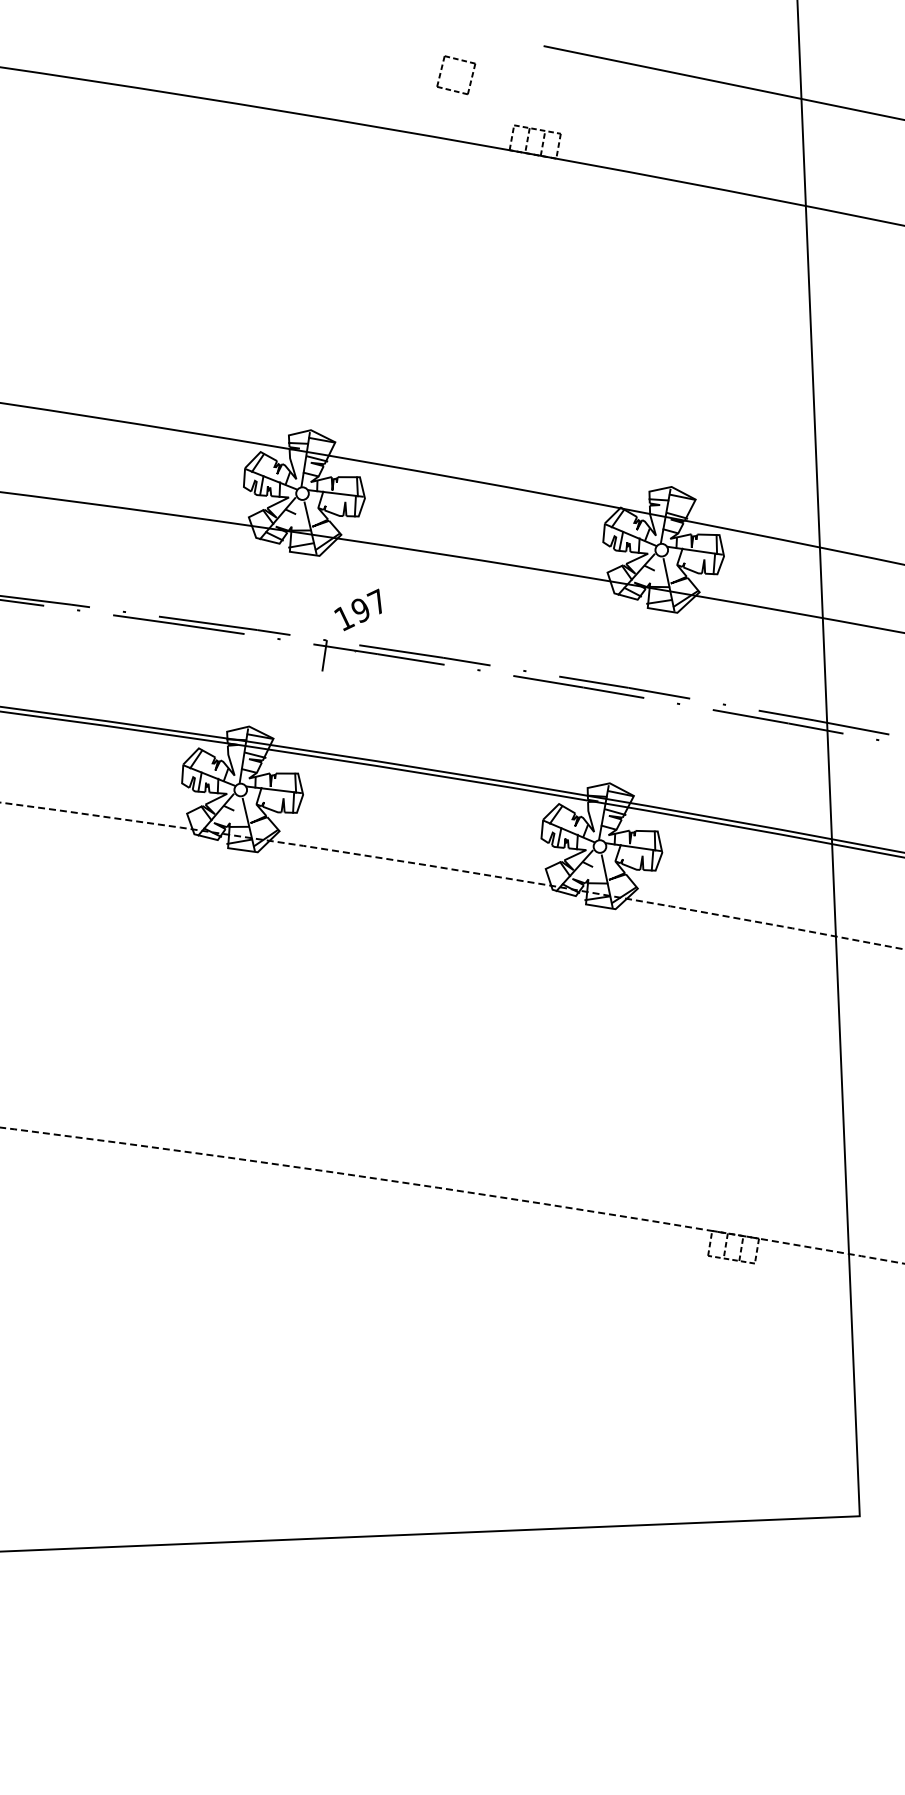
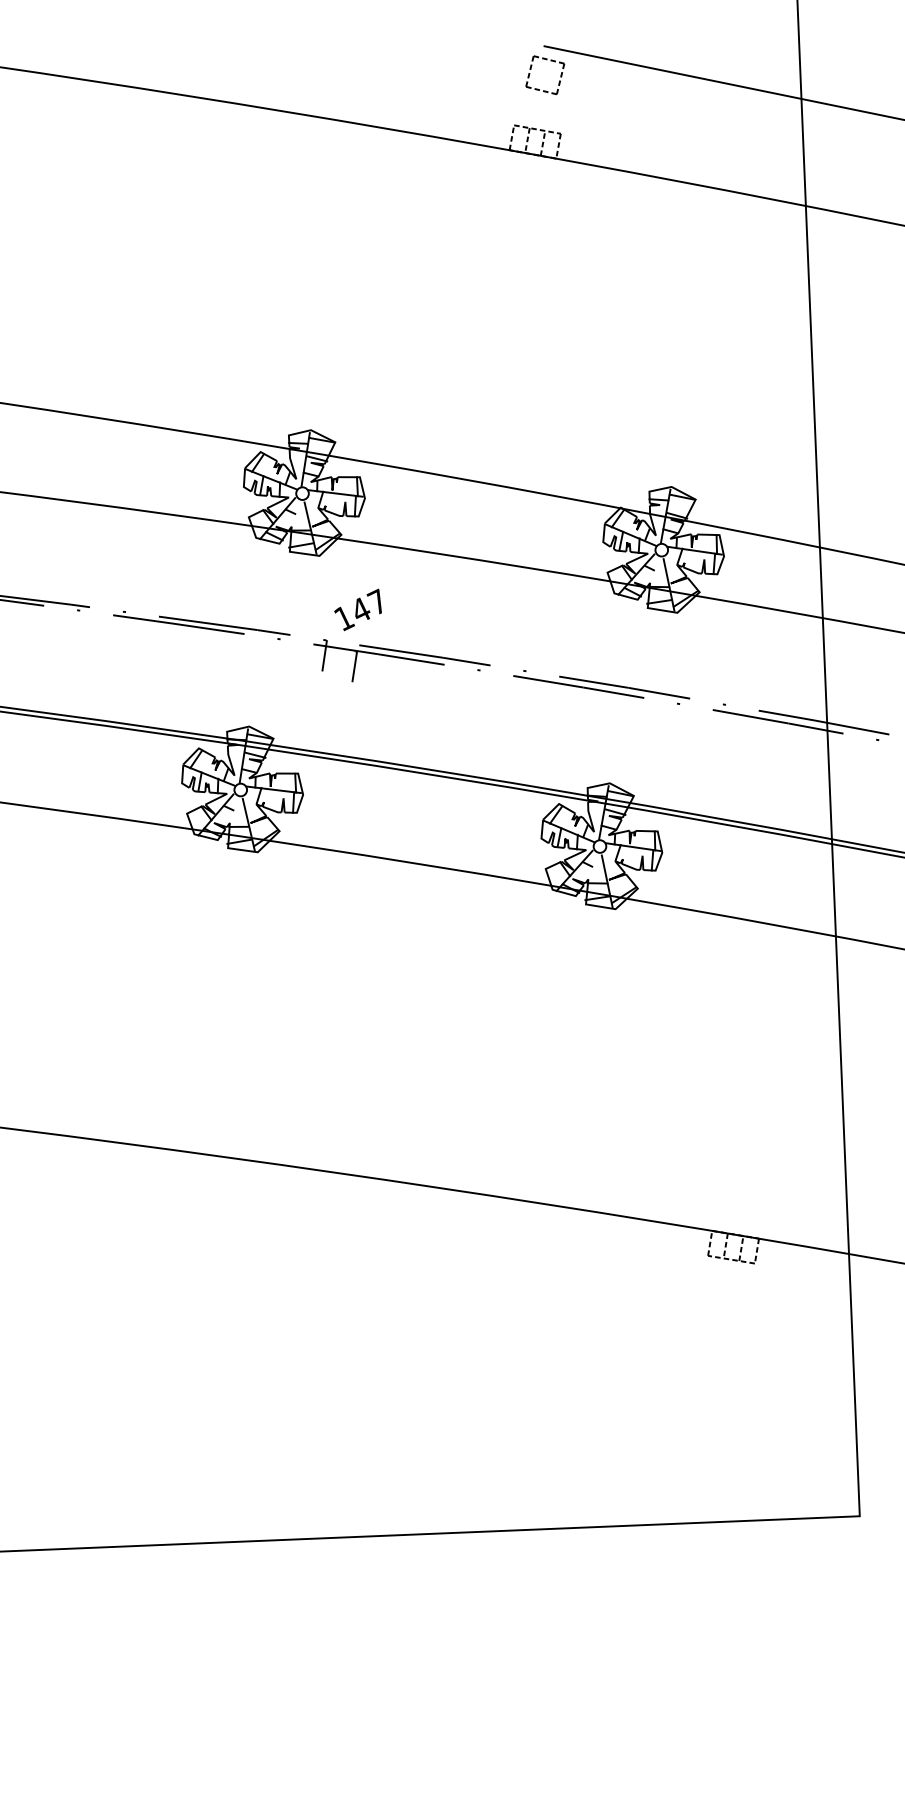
part position: (469, 82) -> (558, 82) (558, 82)
text: 197 -> 147 (360, 609)
line: none -> present (354, 666)
arc: dashed -> solid (451, 869)
arc: dashed -> solid (452, 1189)
